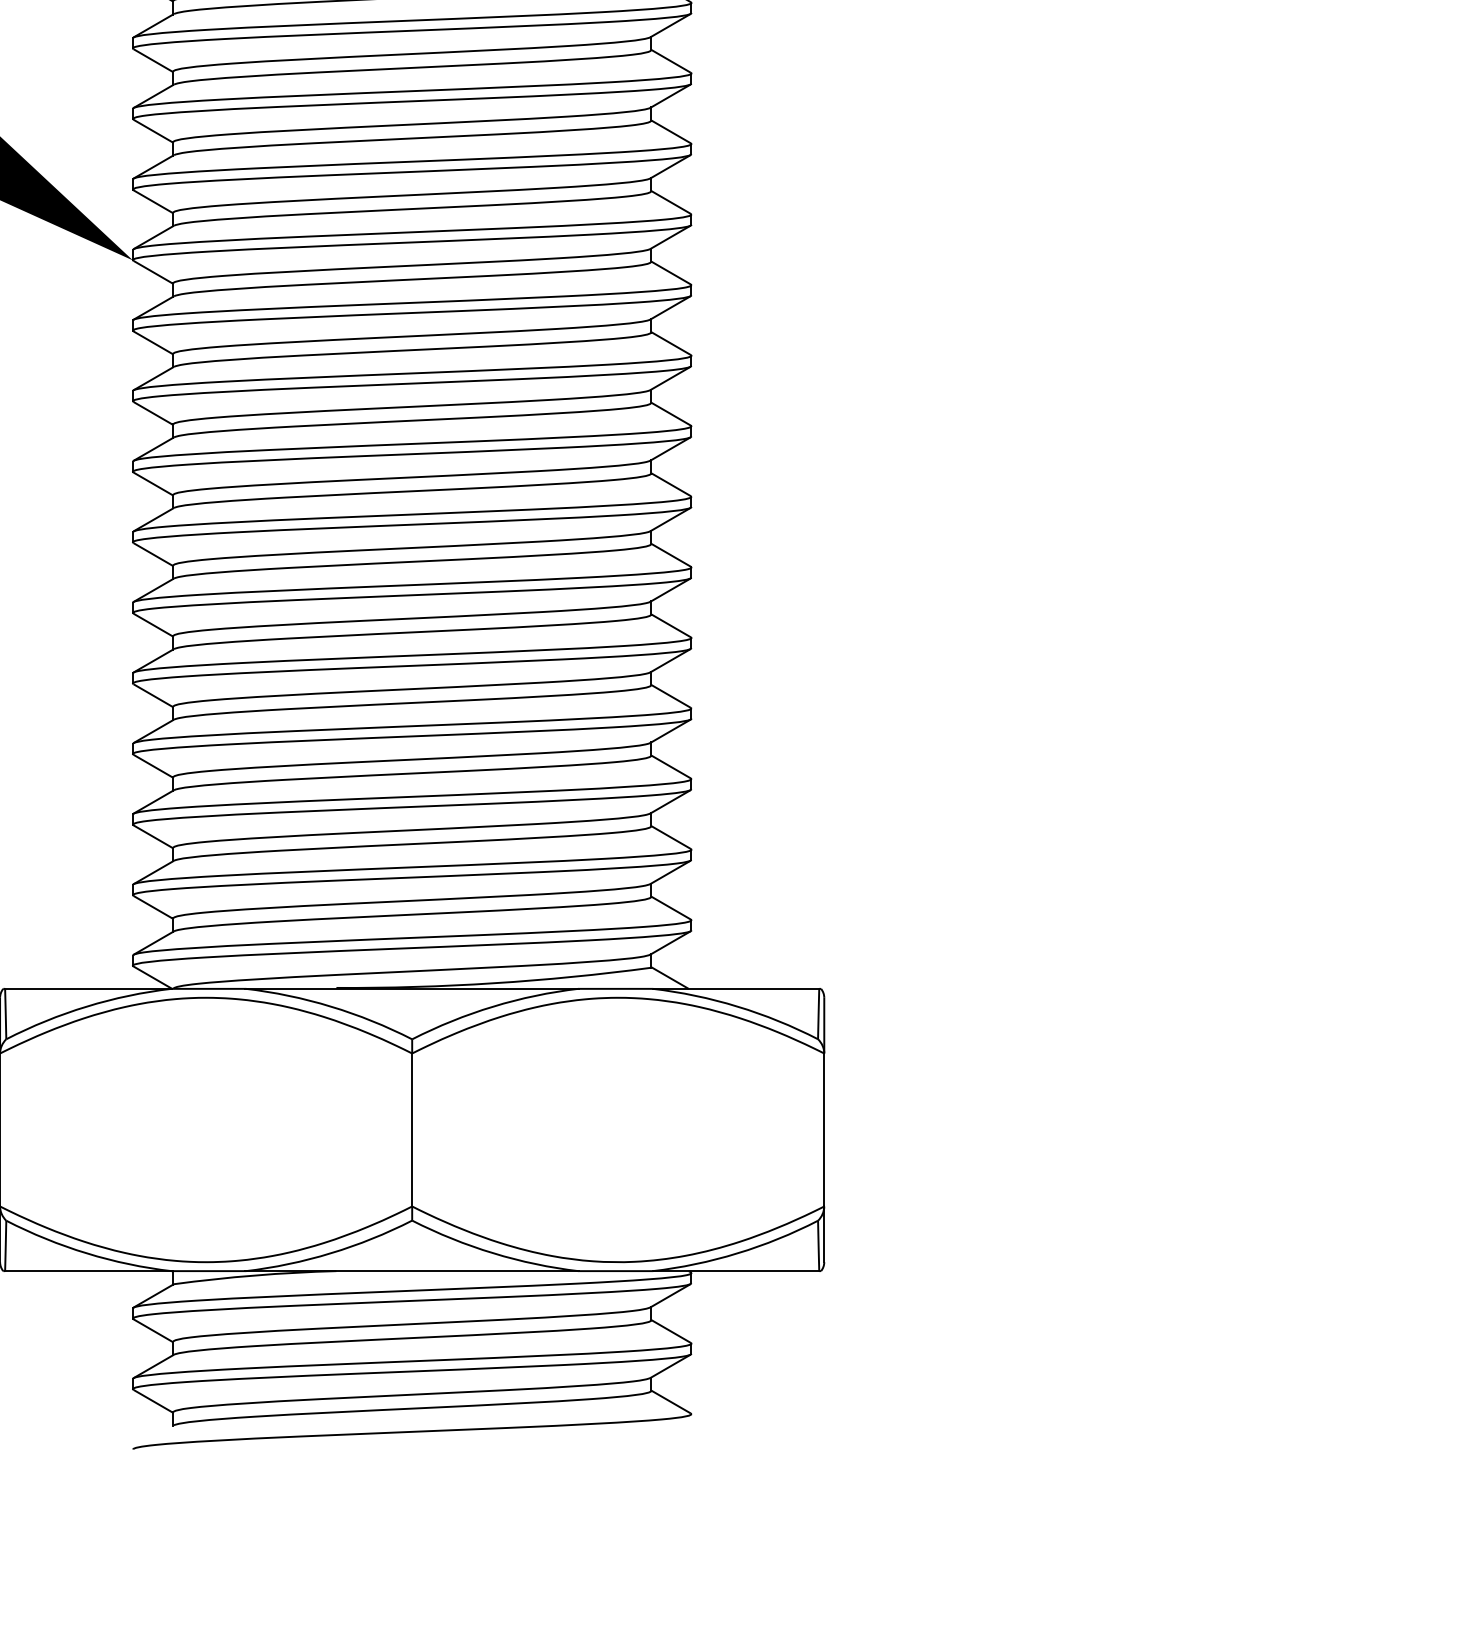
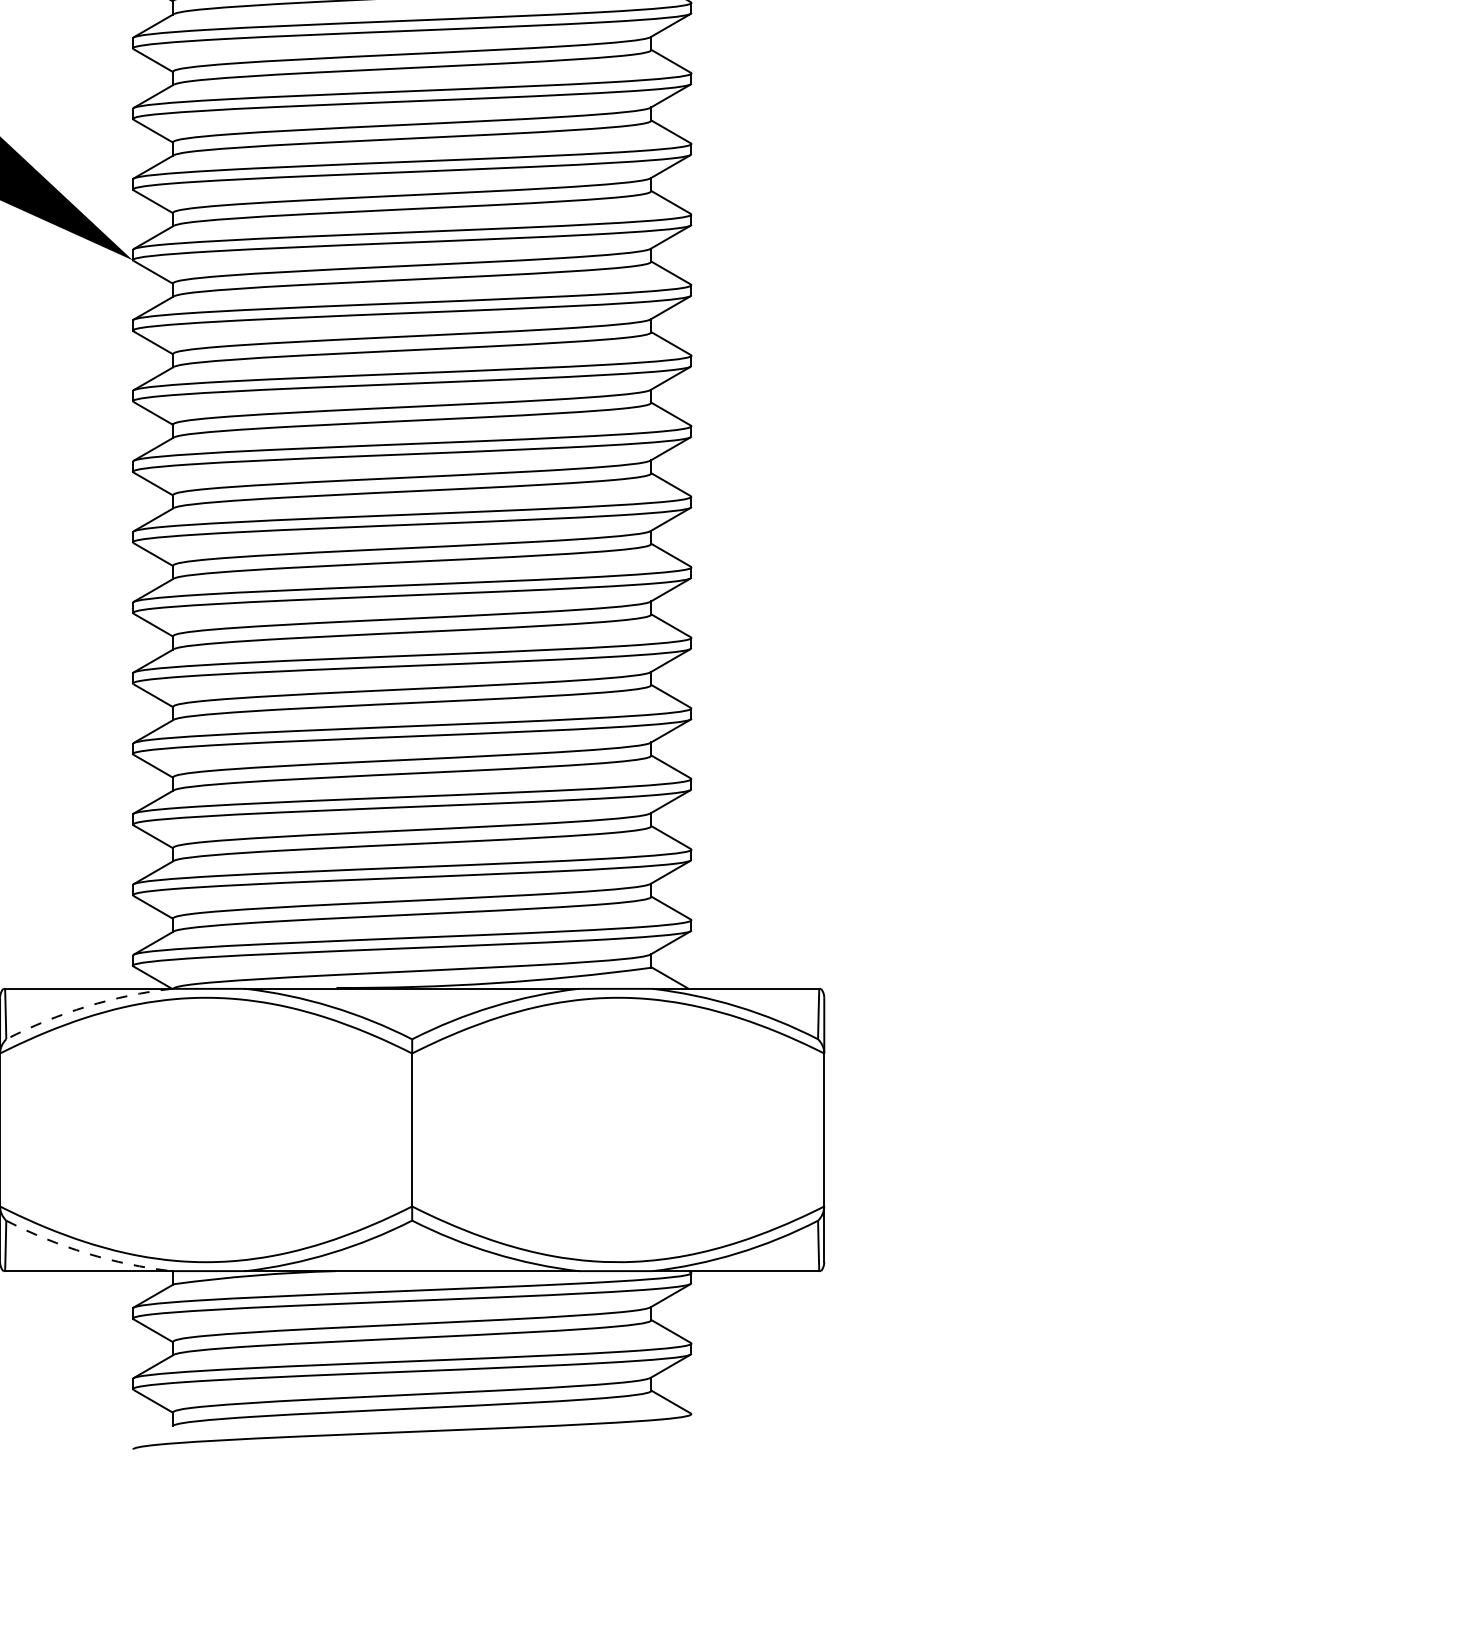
arc: solid -> dashed (86, 1006)
arc: solid -> dashed (86, 1253)
